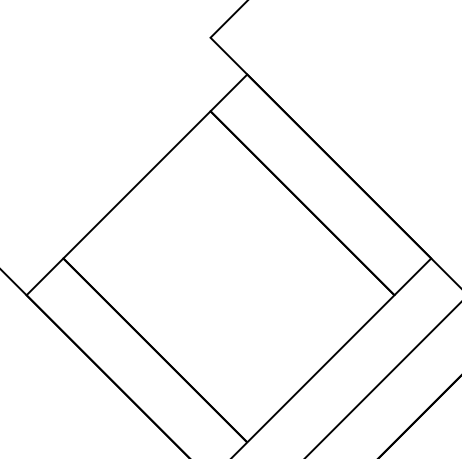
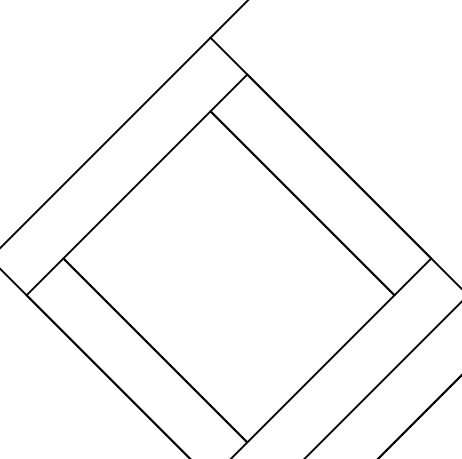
line: none -> present (106, 141)
